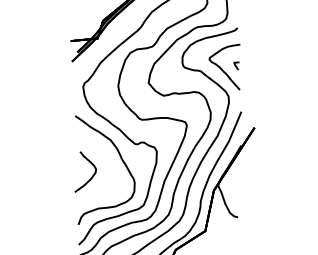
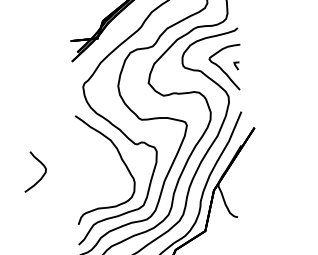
curve position: (91, 176) -> (41, 176) (41, 176)
